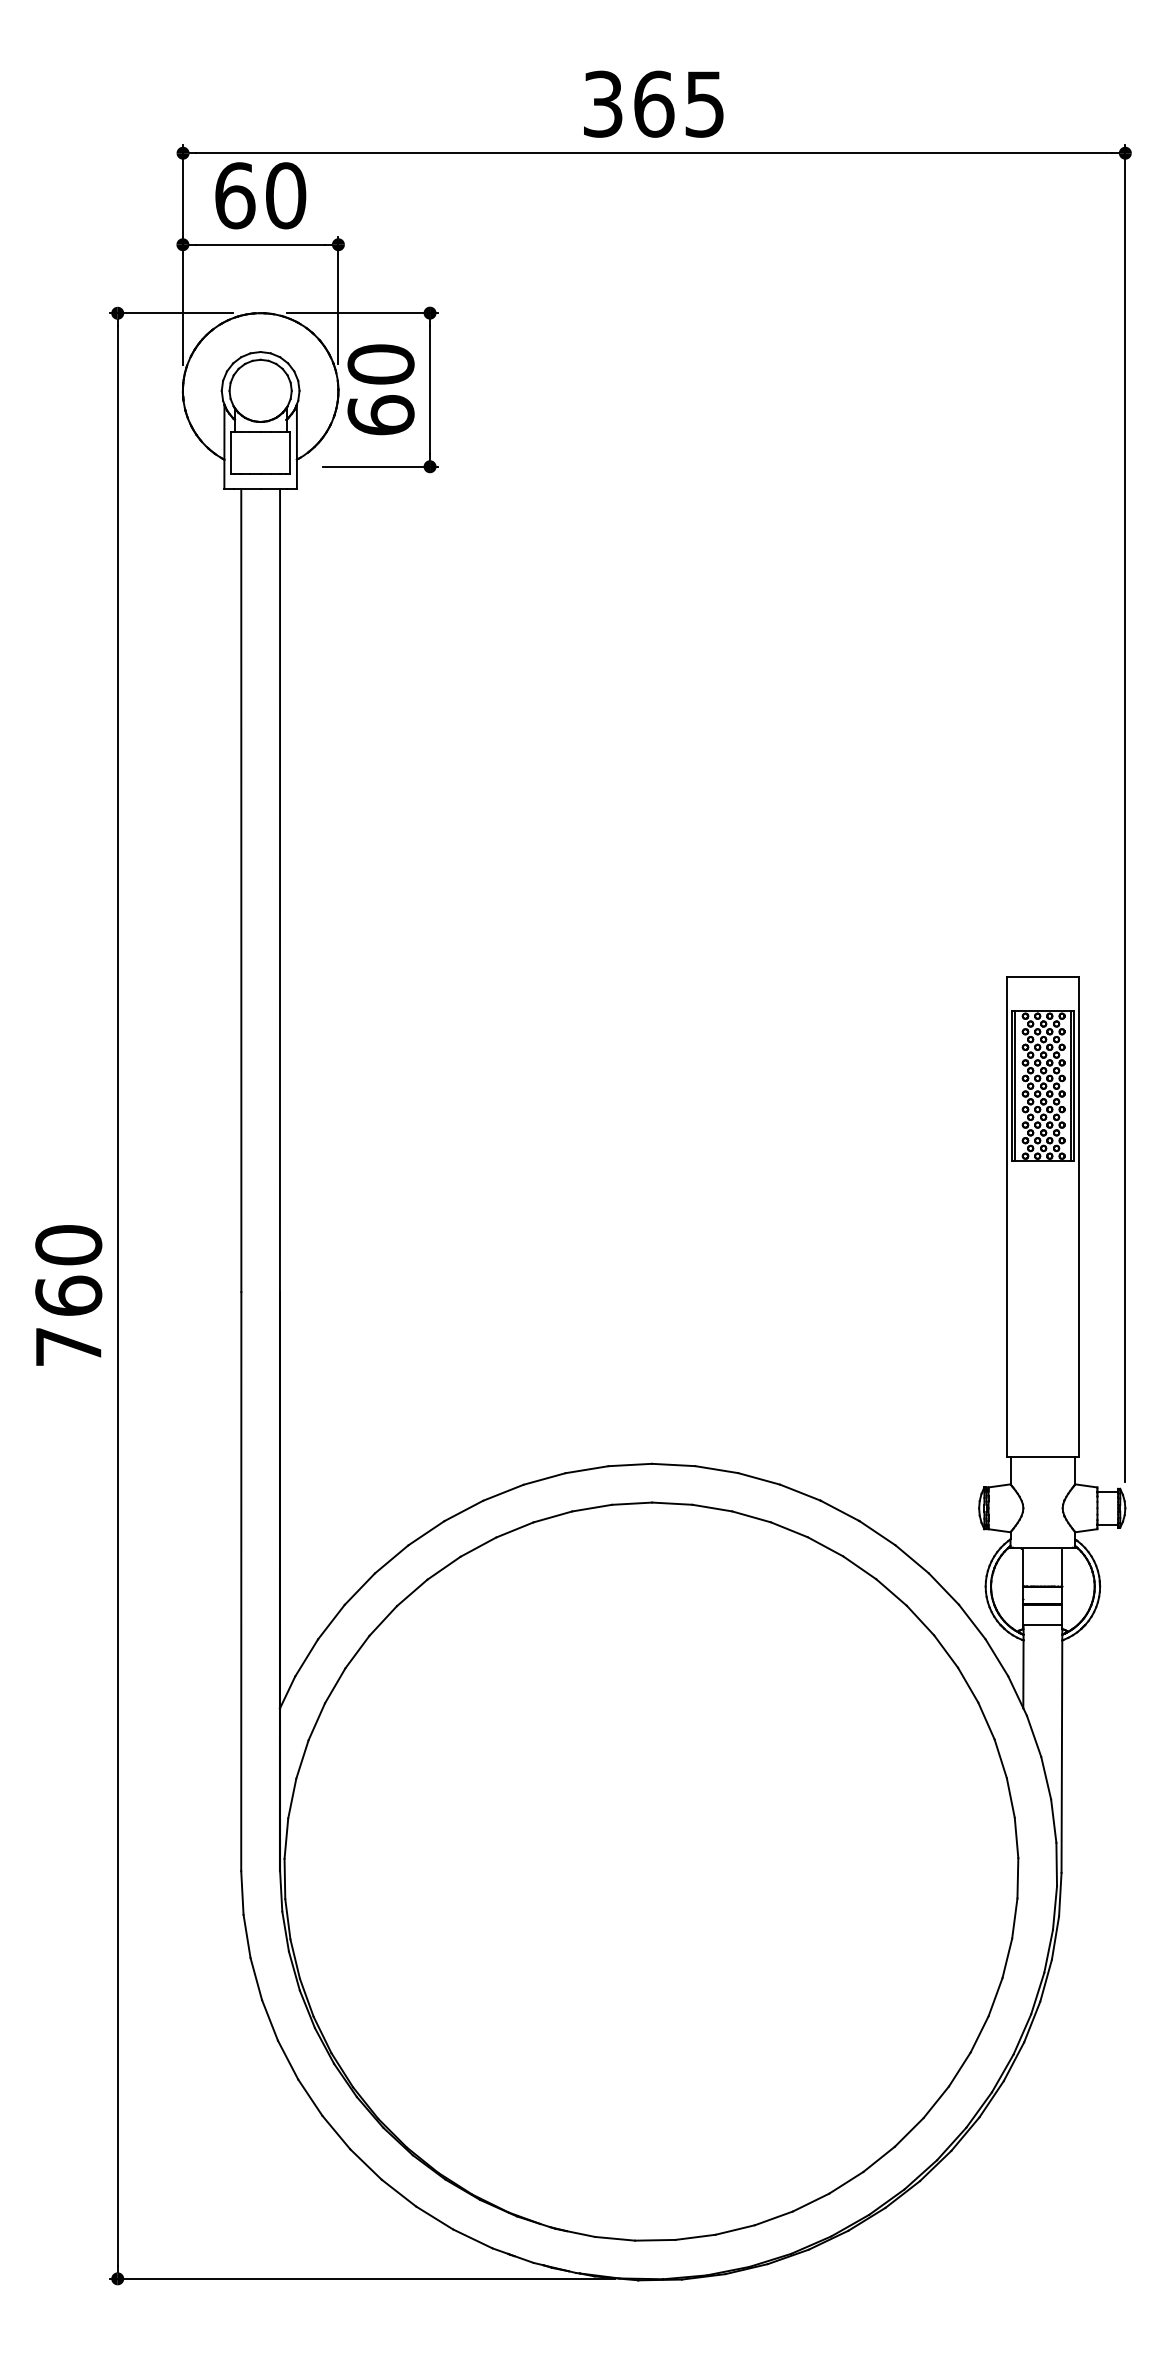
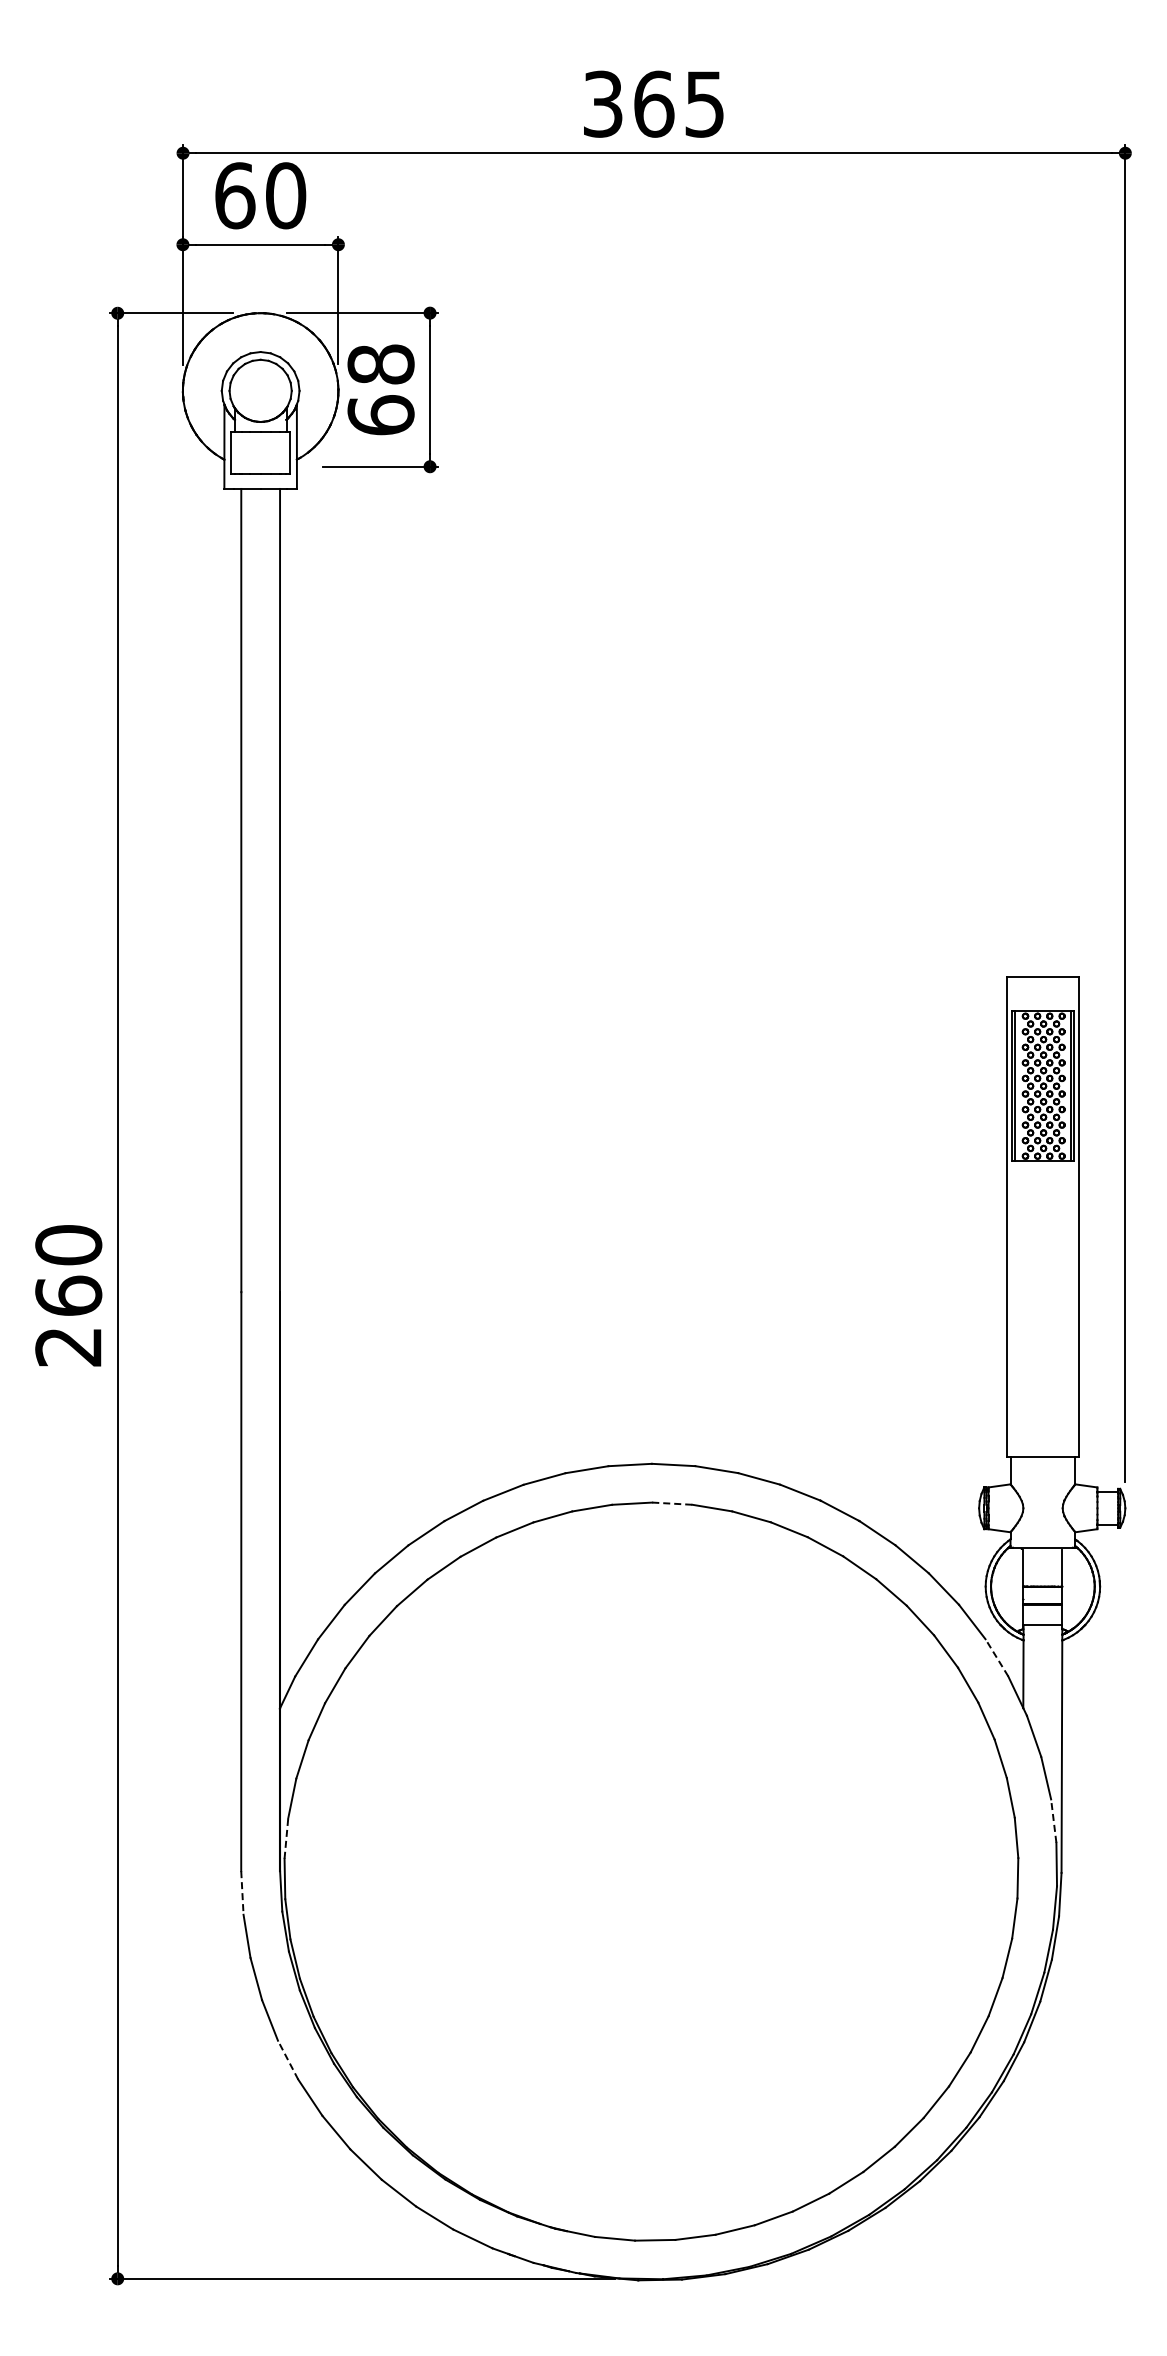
text: 60 -> 68 (380, 364)
text: 760 -> 260 (68, 1347)
line: solid -> dashed (672, 1503)
line: solid -> dashed (996, 1657)
line: solid -> dashed (1053, 1821)
line: solid -> dashed (286, 1838)
line: solid -> dashed (242, 1892)
line: solid -> dashed (288, 2060)
